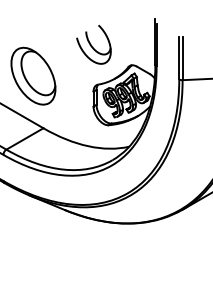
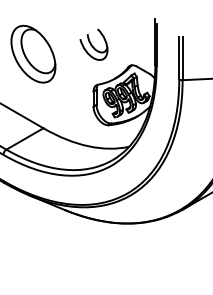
part size: 36x41 px -> 30x33 px (93, 44)
part position: (33, 75) -> (33, 53) (33, 53)
